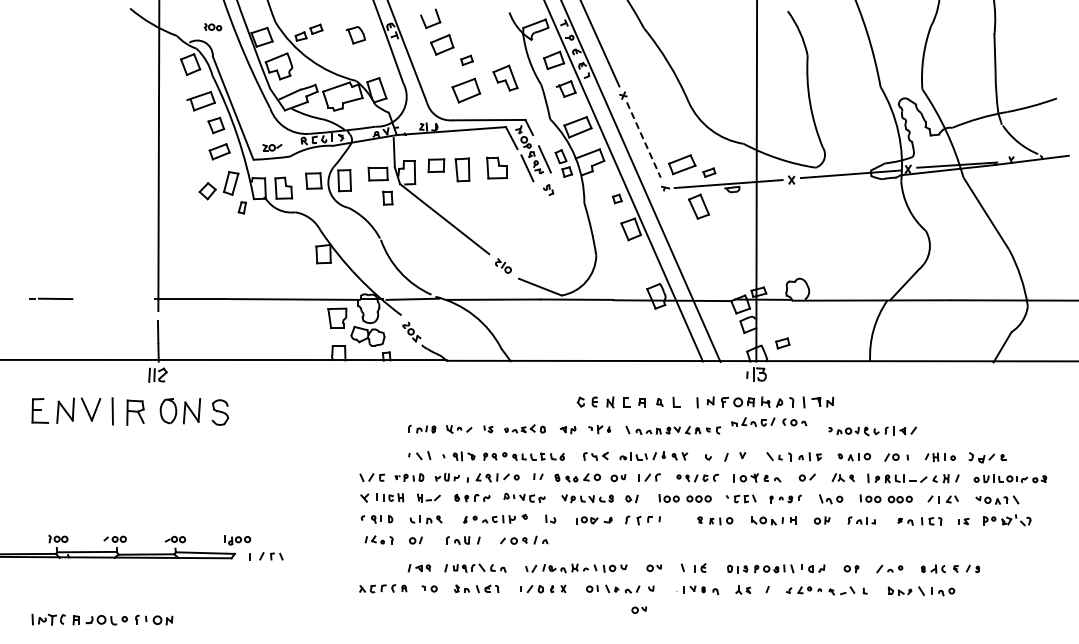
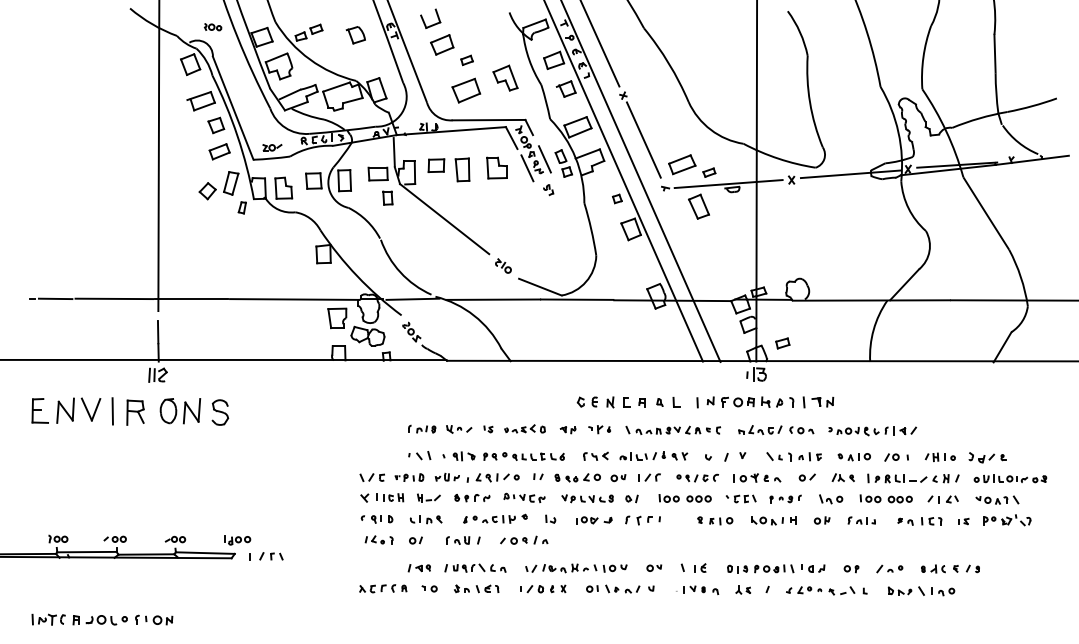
line: dashed -> solid (644, 140)
line: none -> present (114, 298)
part position: (769, 421) -> (776, 429) (776, 429)
part: present -> none (639, 609)
